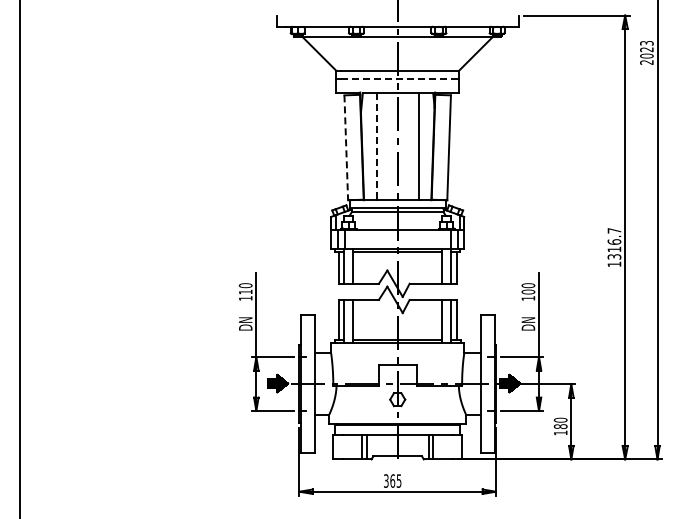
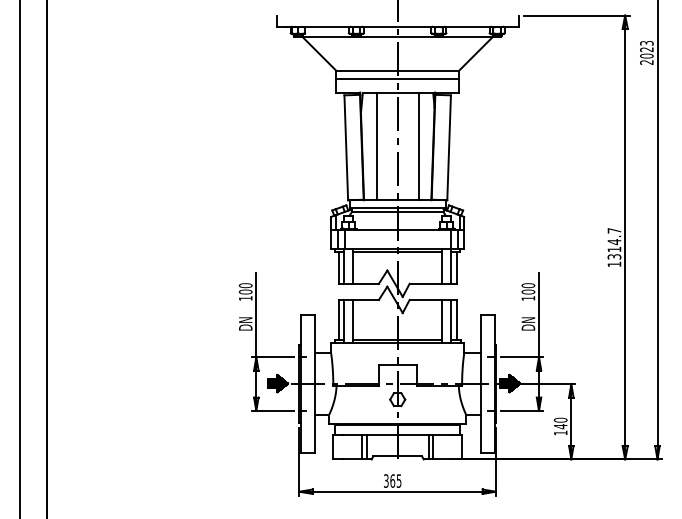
line: dashed -> solid (400, 78)
line: dashed -> solid (377, 146)
line: dashed -> solid (346, 148)
text: 1316.7 -> 1314.7 (614, 242)
line: none -> present (47, 258)
text: 110 -> 100 (245, 291)
text: 180 -> 140 (560, 426)
